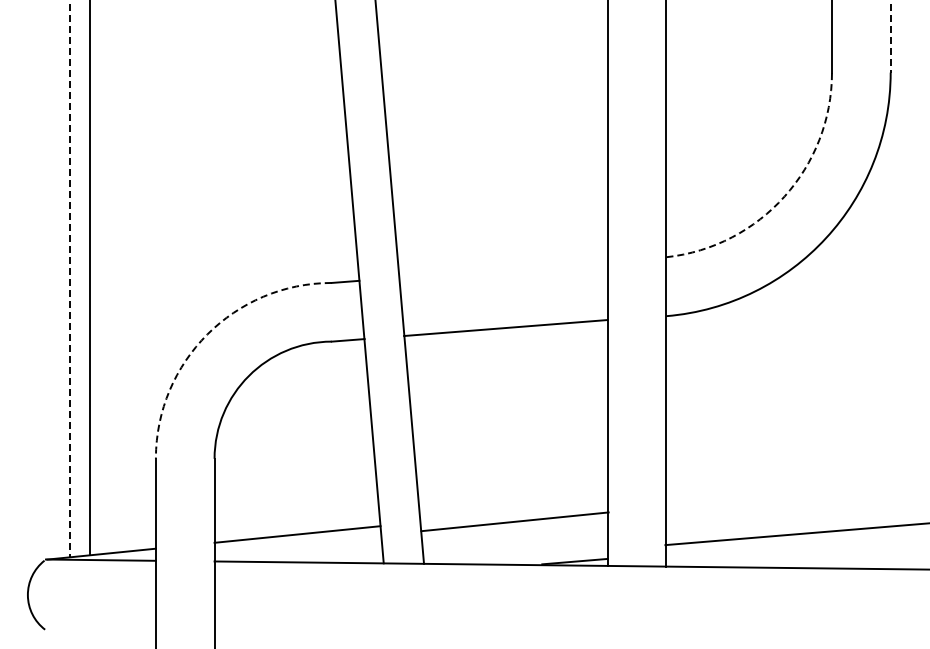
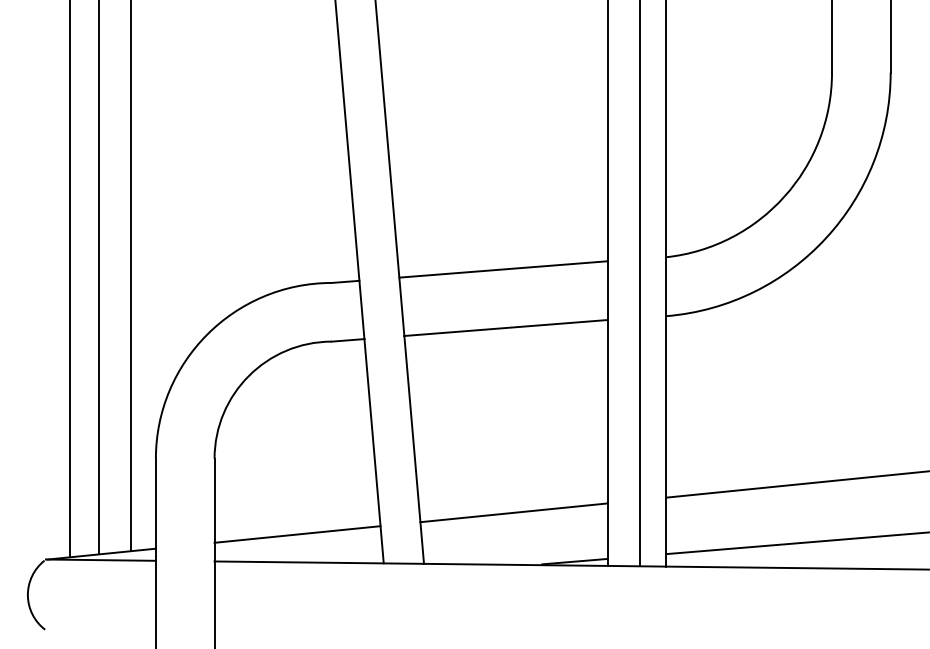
line: dashed -> solid (890, 36)
arc: dashed -> solid (784, 196)
line: none -> present (503, 269)
line: none -> present (131, 276)
line position: (90, 278) -> (99, 278) (99, 278)
line: dashed -> solid (69, 279)
line: none -> present (640, 284)
arc: dashed -> solid (207, 334)
line: none -> present (796, 484)
line position: (514, 521) -> (513, 512) (513, 512)
line position: (795, 534) -> (796, 543) (796, 543)
